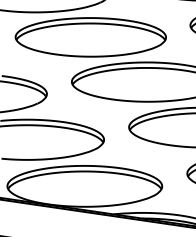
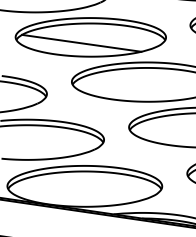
line: none -> present (81, 42)
